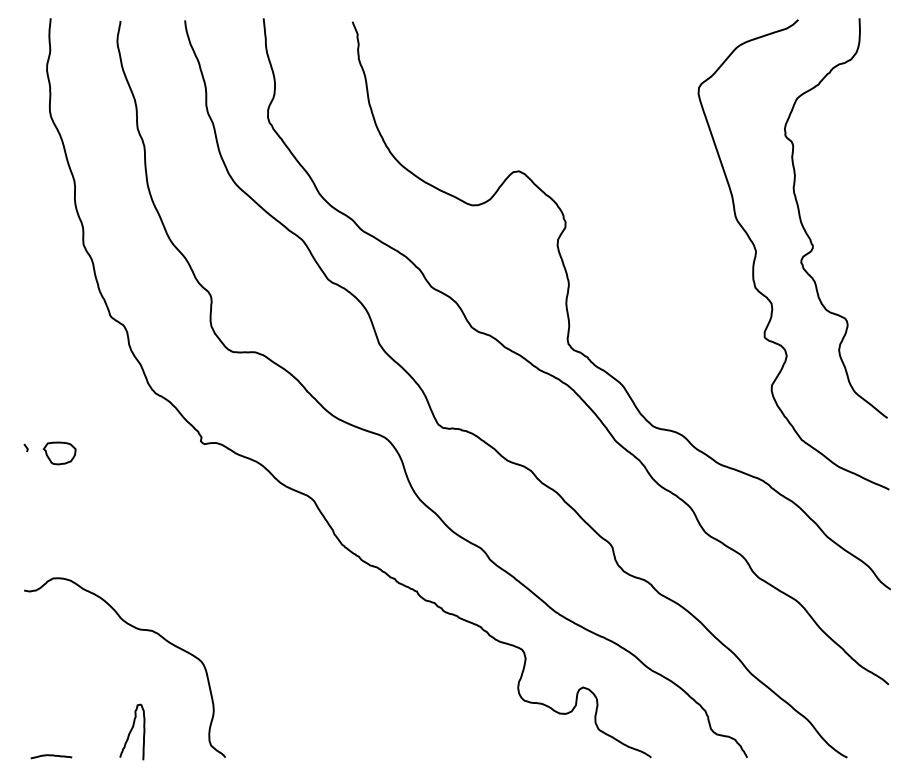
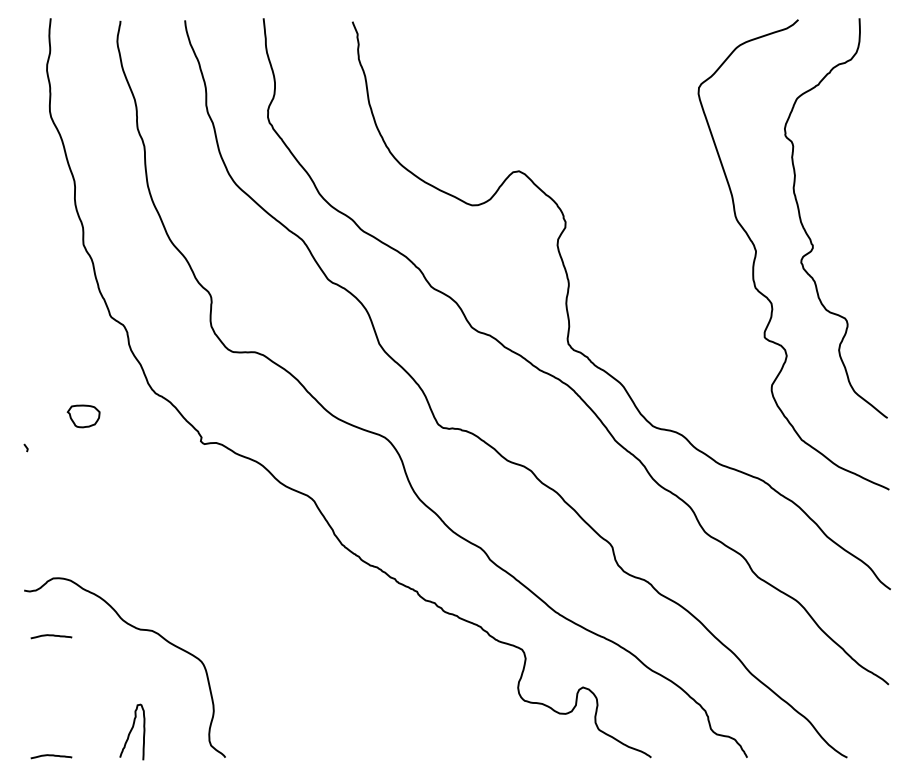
part position: (59, 453) -> (83, 416) (83, 416)
curve: none -> present (51, 636)
